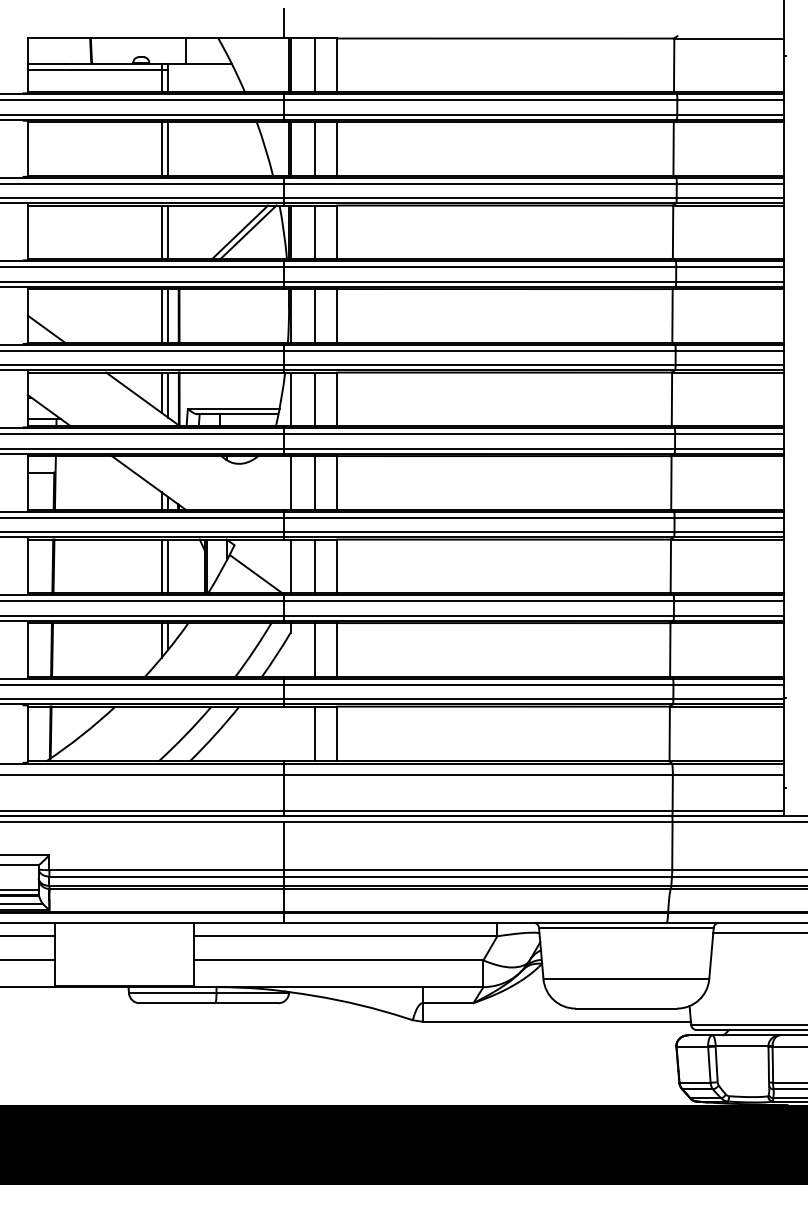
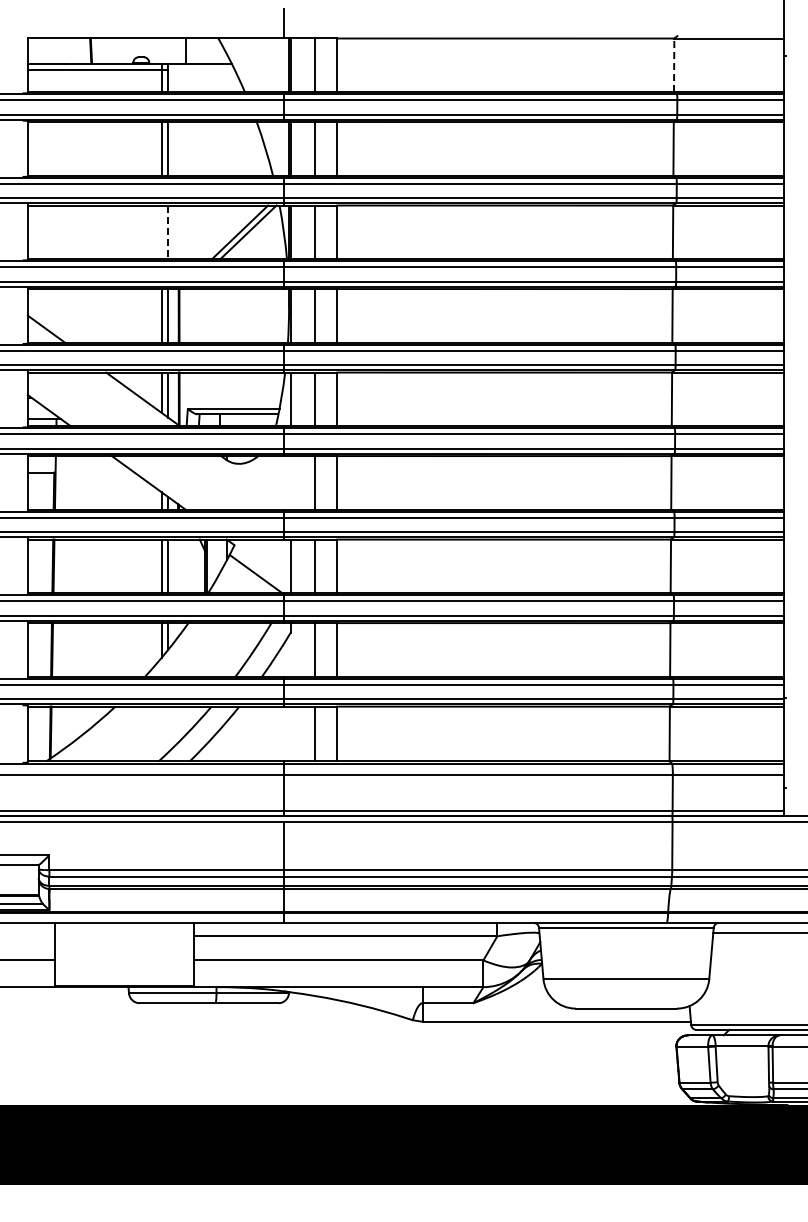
line: solid -> dashed (674, 65)
line: present -> none (161, 232)
line: solid -> dashed (168, 232)
line: present -> none (290, 482)
line: present -> none (20, 889)
line: present -> none (28, 936)
